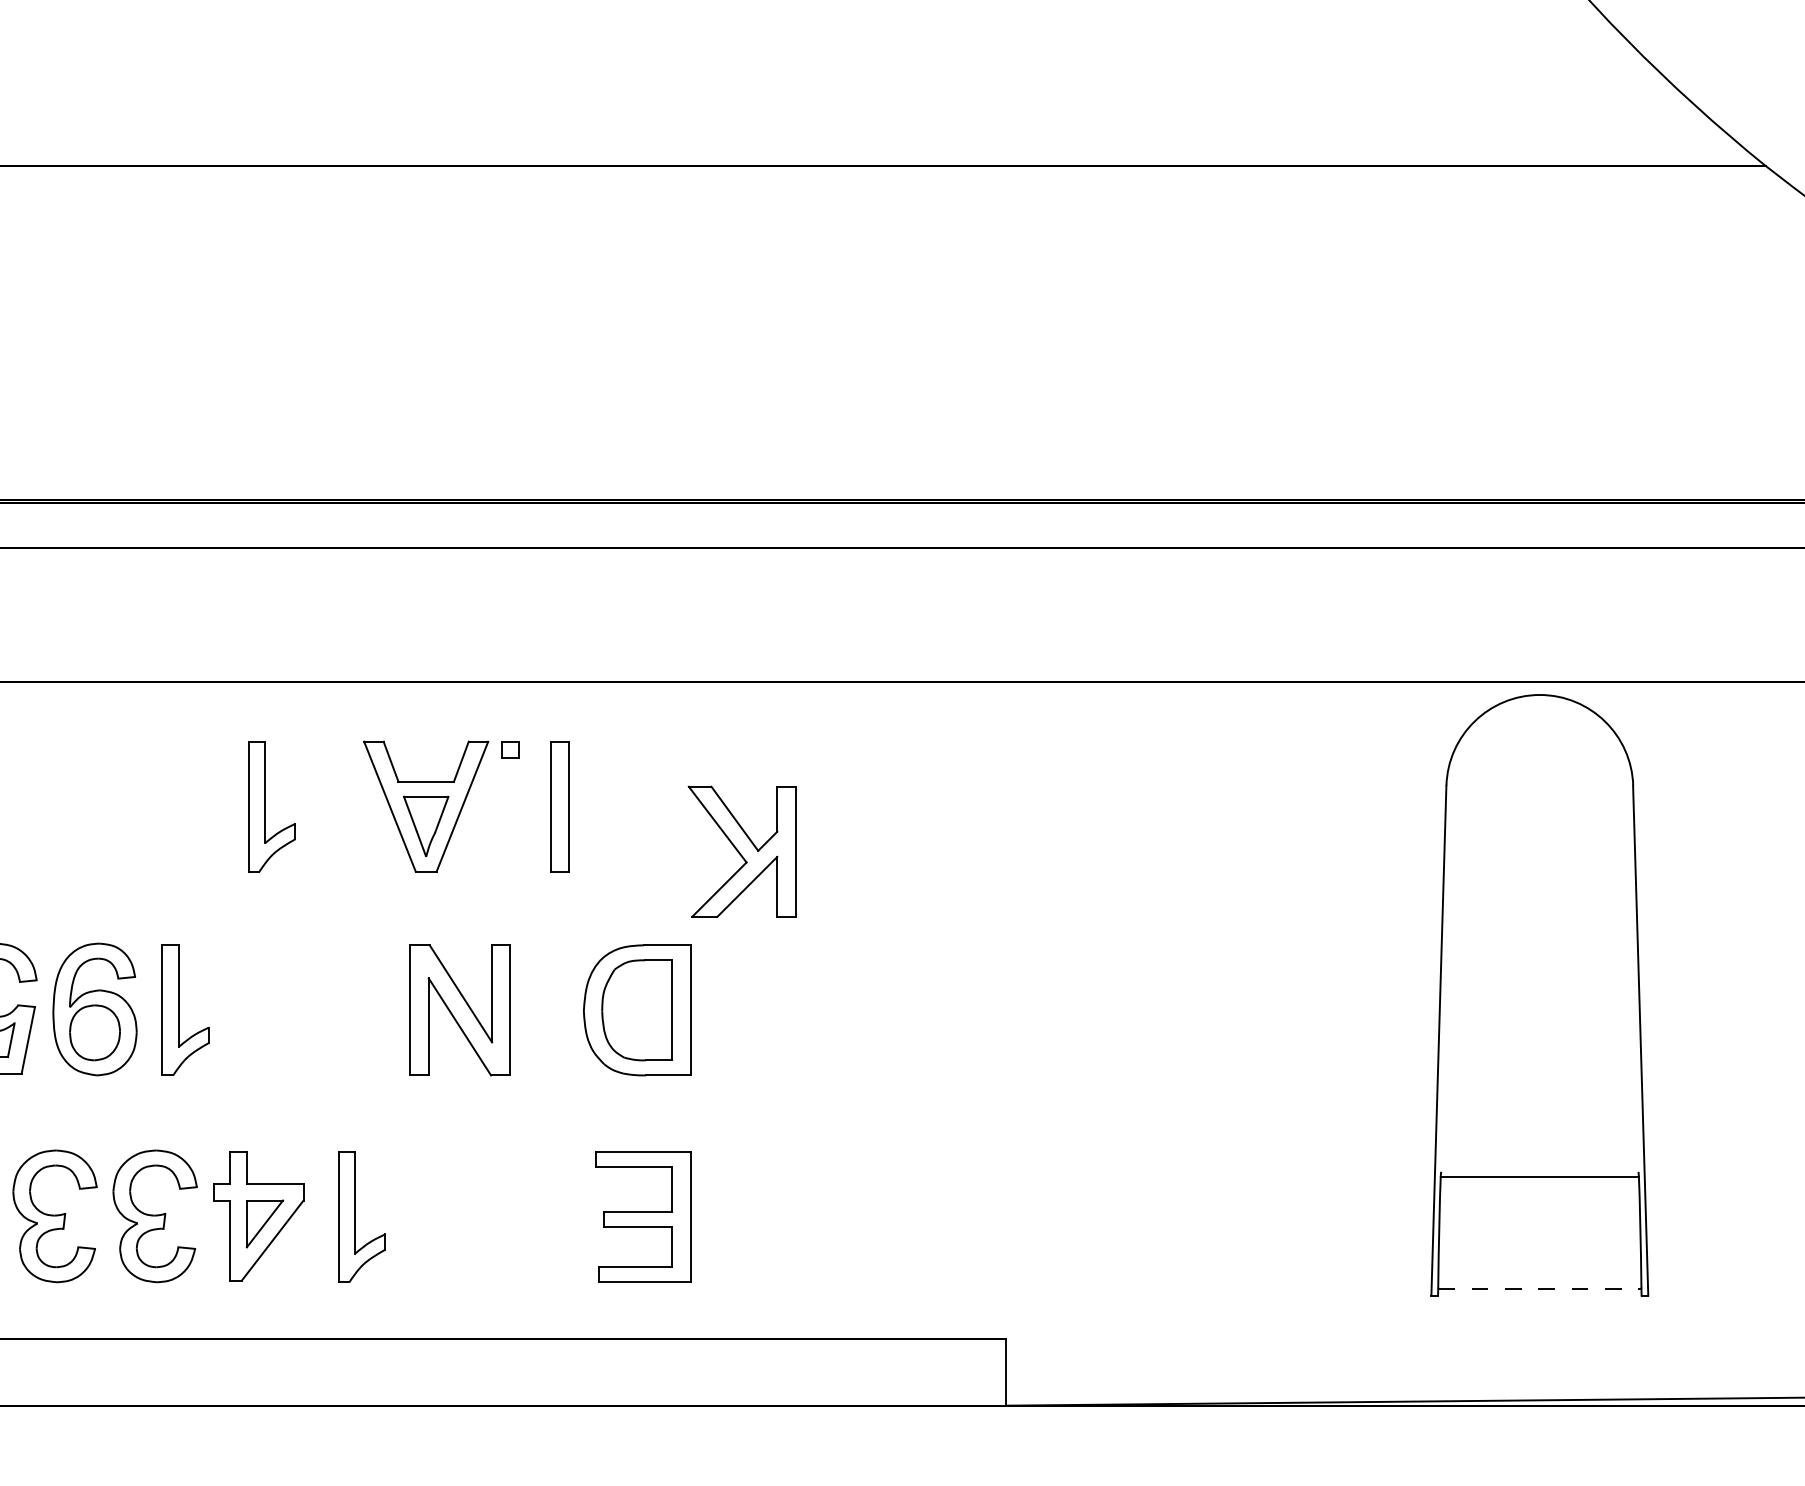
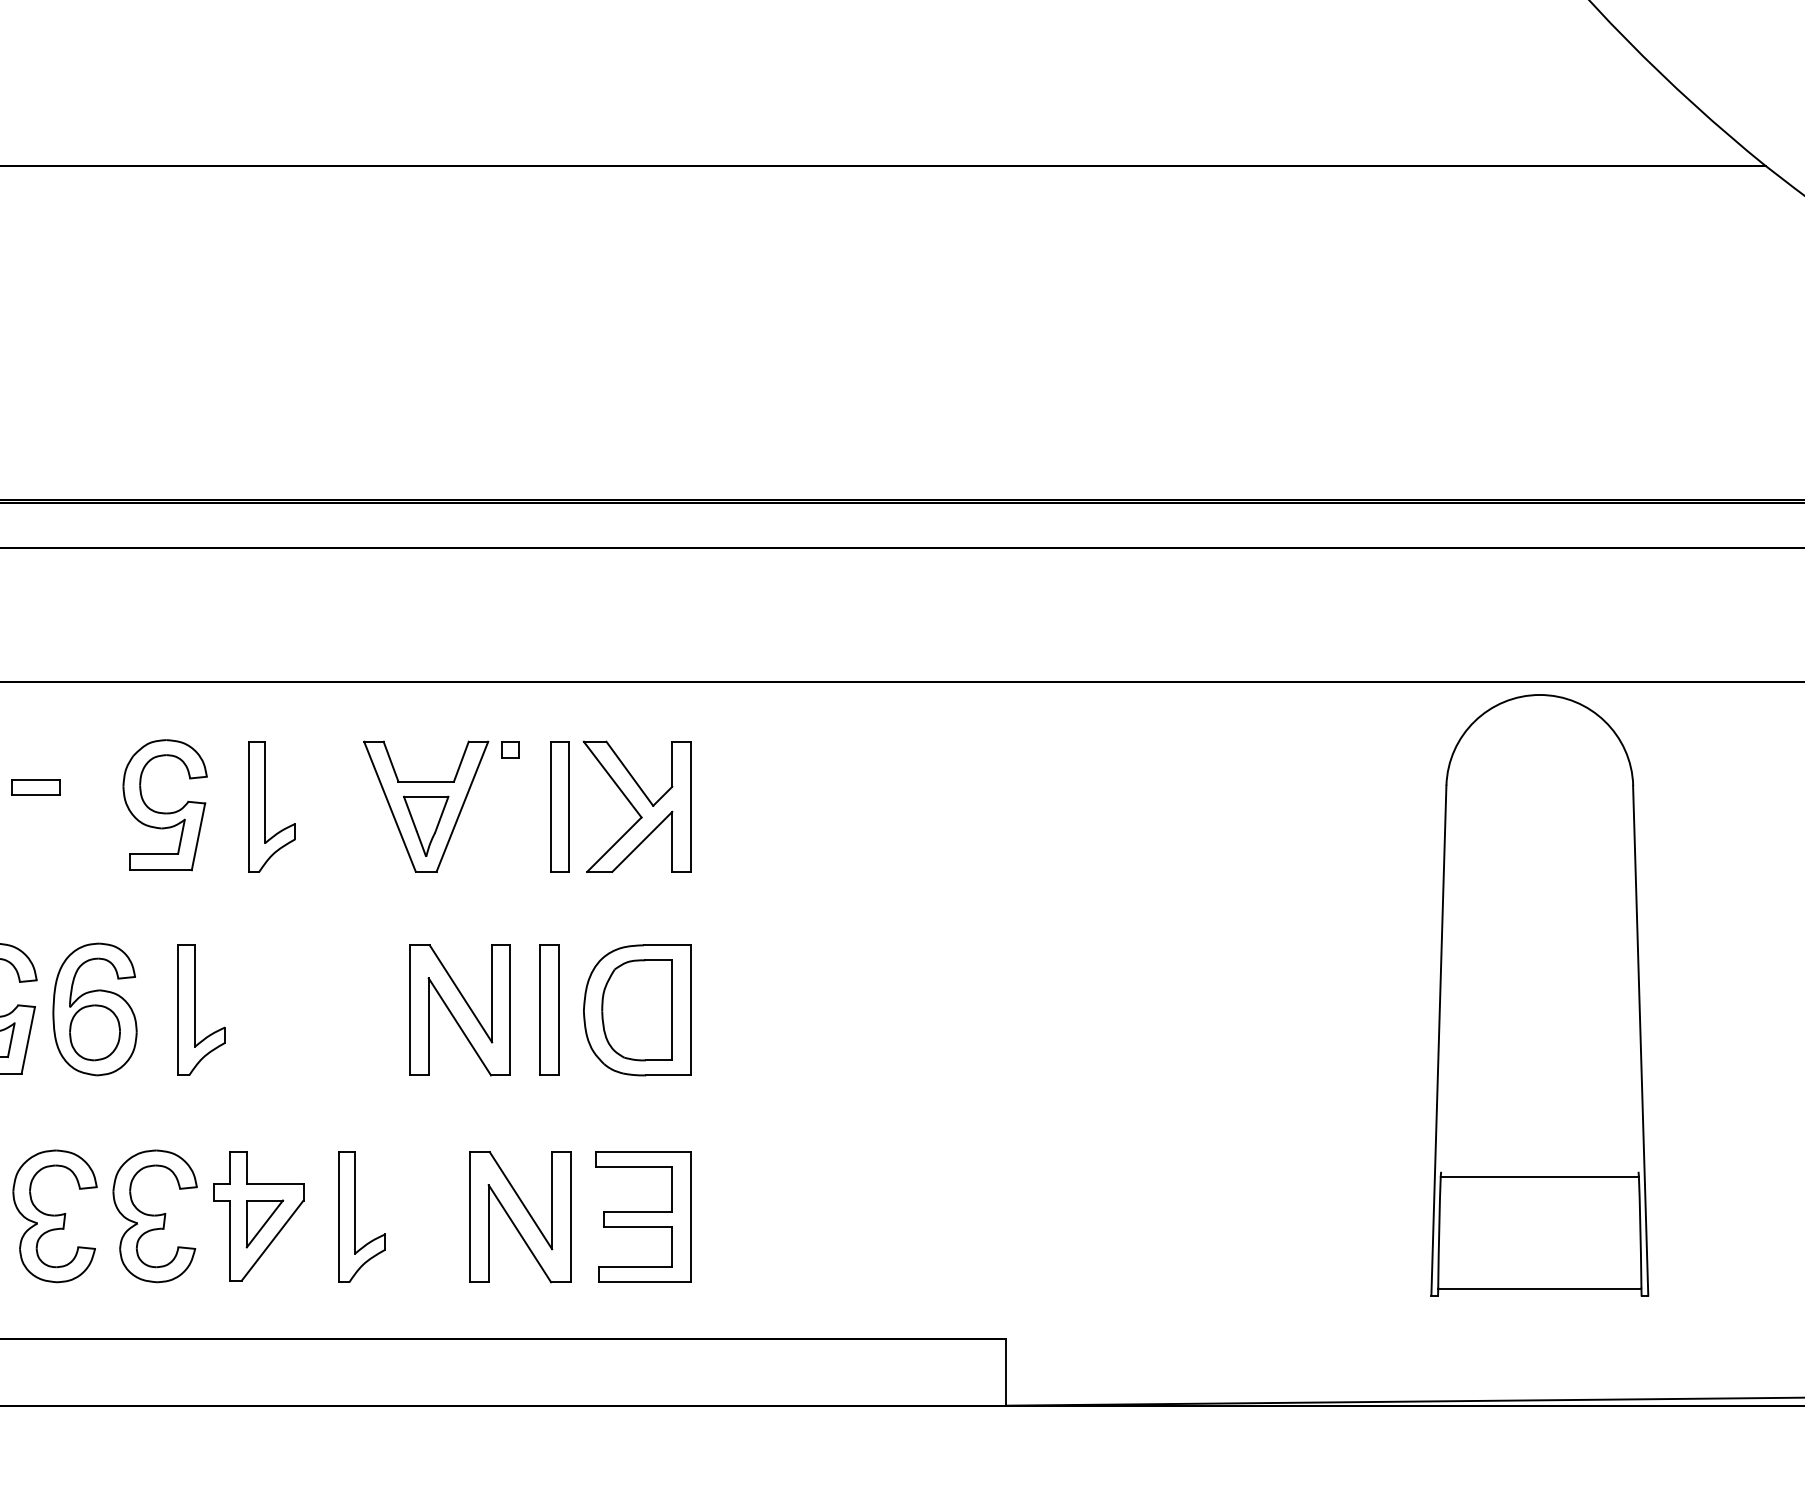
part: none -> present (35, 787)
part: none -> present (164, 812)
part position: (741, 851) -> (636, 806) (636, 806)
part position: (185, 1009) -> (201, 1009) (201, 1009)
part: none -> present (549, 1009)
part: none -> present (520, 1217)
line: dashed -> solid (1539, 1288)
